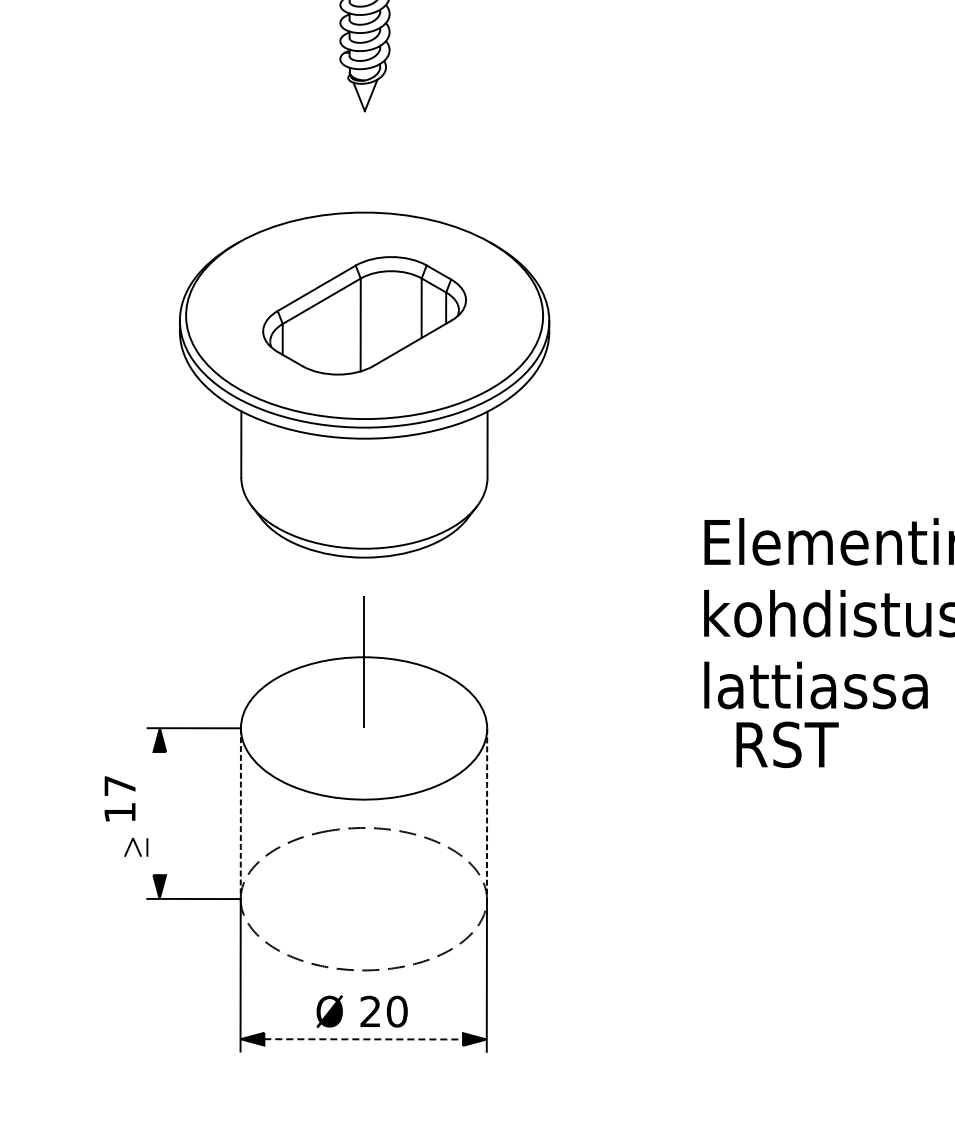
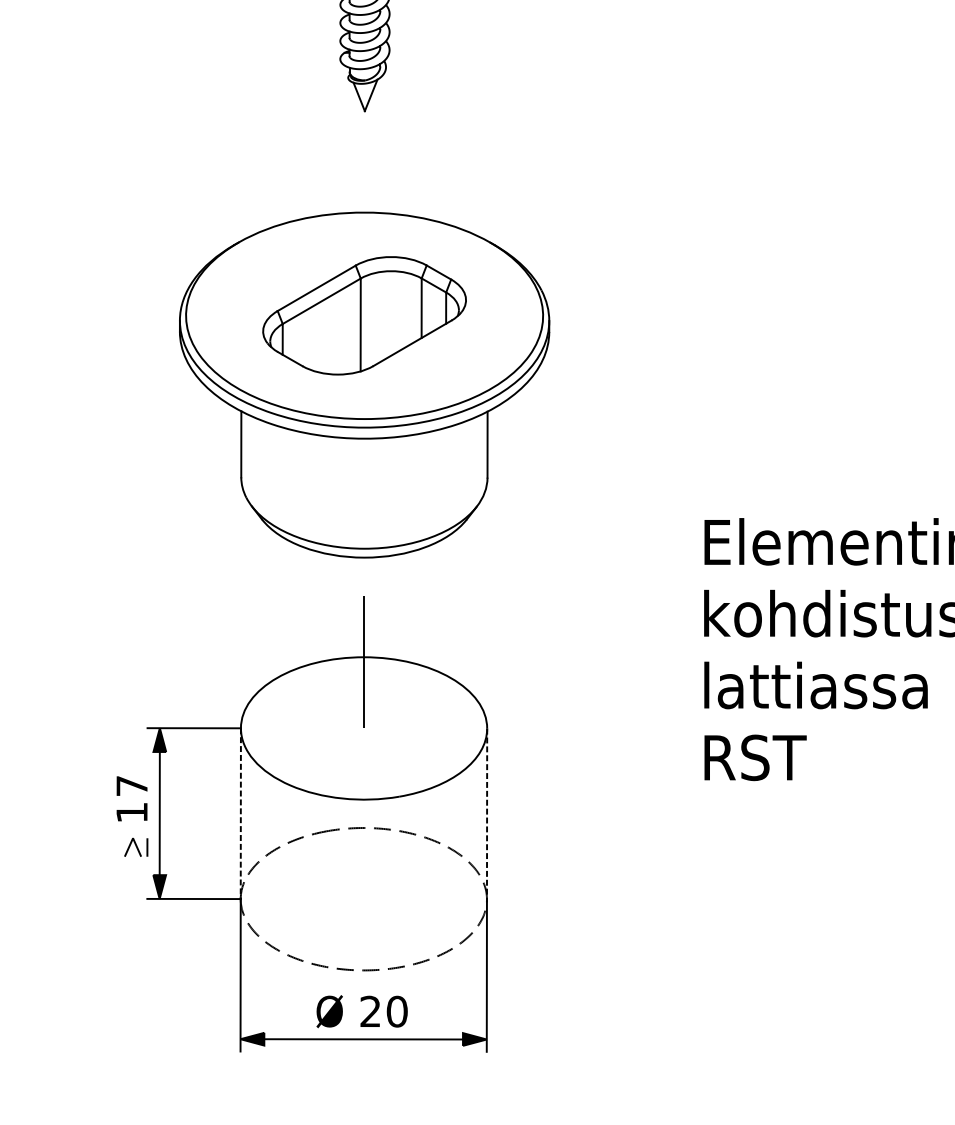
text position: (787, 744) -> (755, 757) (755, 757)
text position: (119, 798) -> (131, 798) (131, 798)
line: none -> present (159, 813)
line: dashed -> solid (364, 1039)
